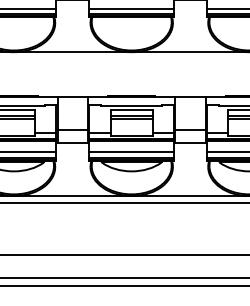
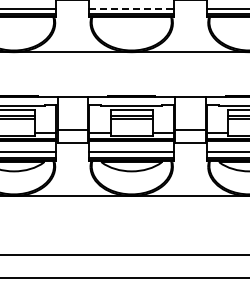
line: solid -> dashed (132, 8)
line: present -> none (124, 203)
line: present -> none (124, 285)
